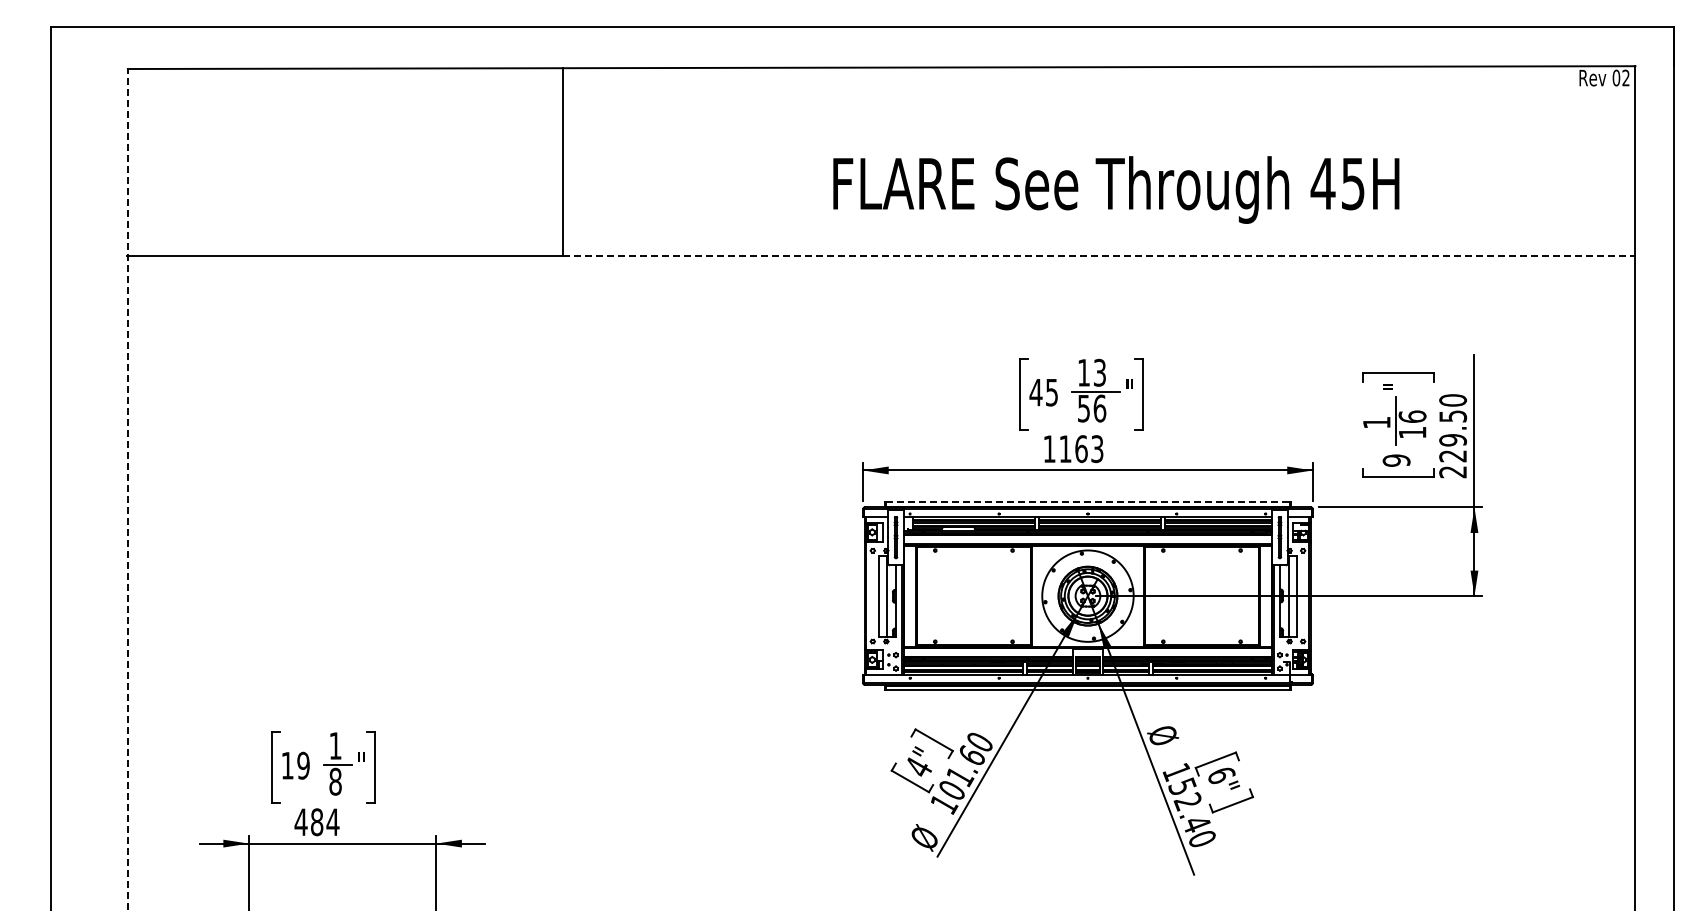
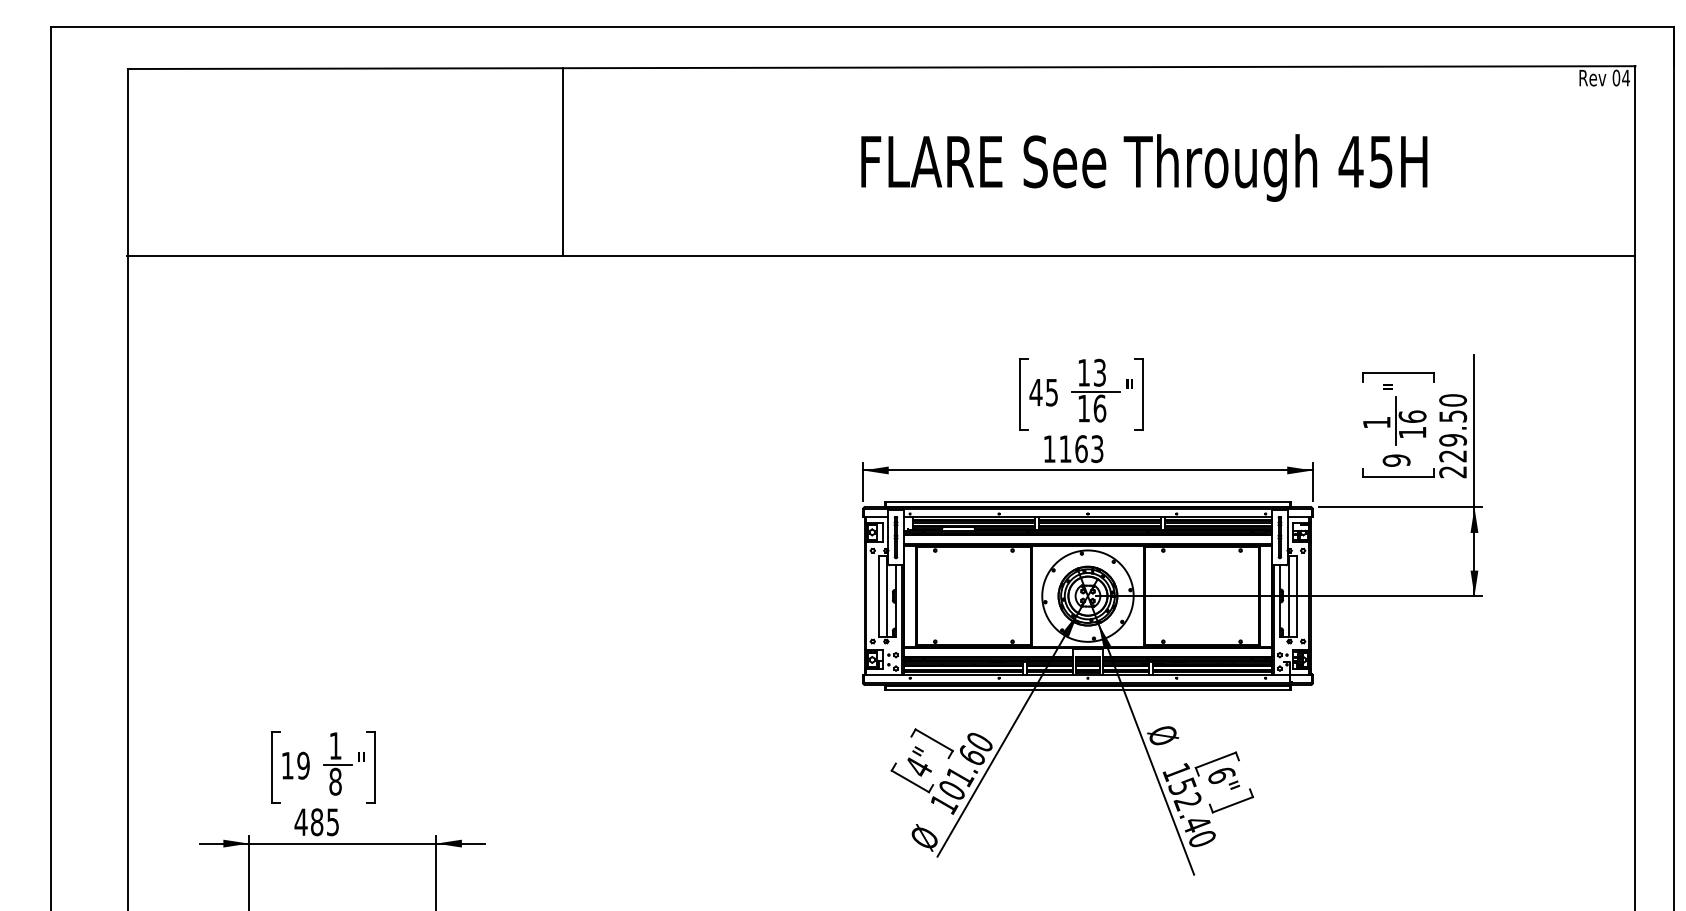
text: 02 -> 04 (1625, 77)
text position: (1116, 189) -> (1144, 167) (1144, 167)
line: dashed -> solid (1099, 255)
text: 56 -> 16 (1083, 408)
line: dashed -> solid (127, 490)
line: dashed -> solid (1087, 502)
text: 484 -> 485 (332, 822)
